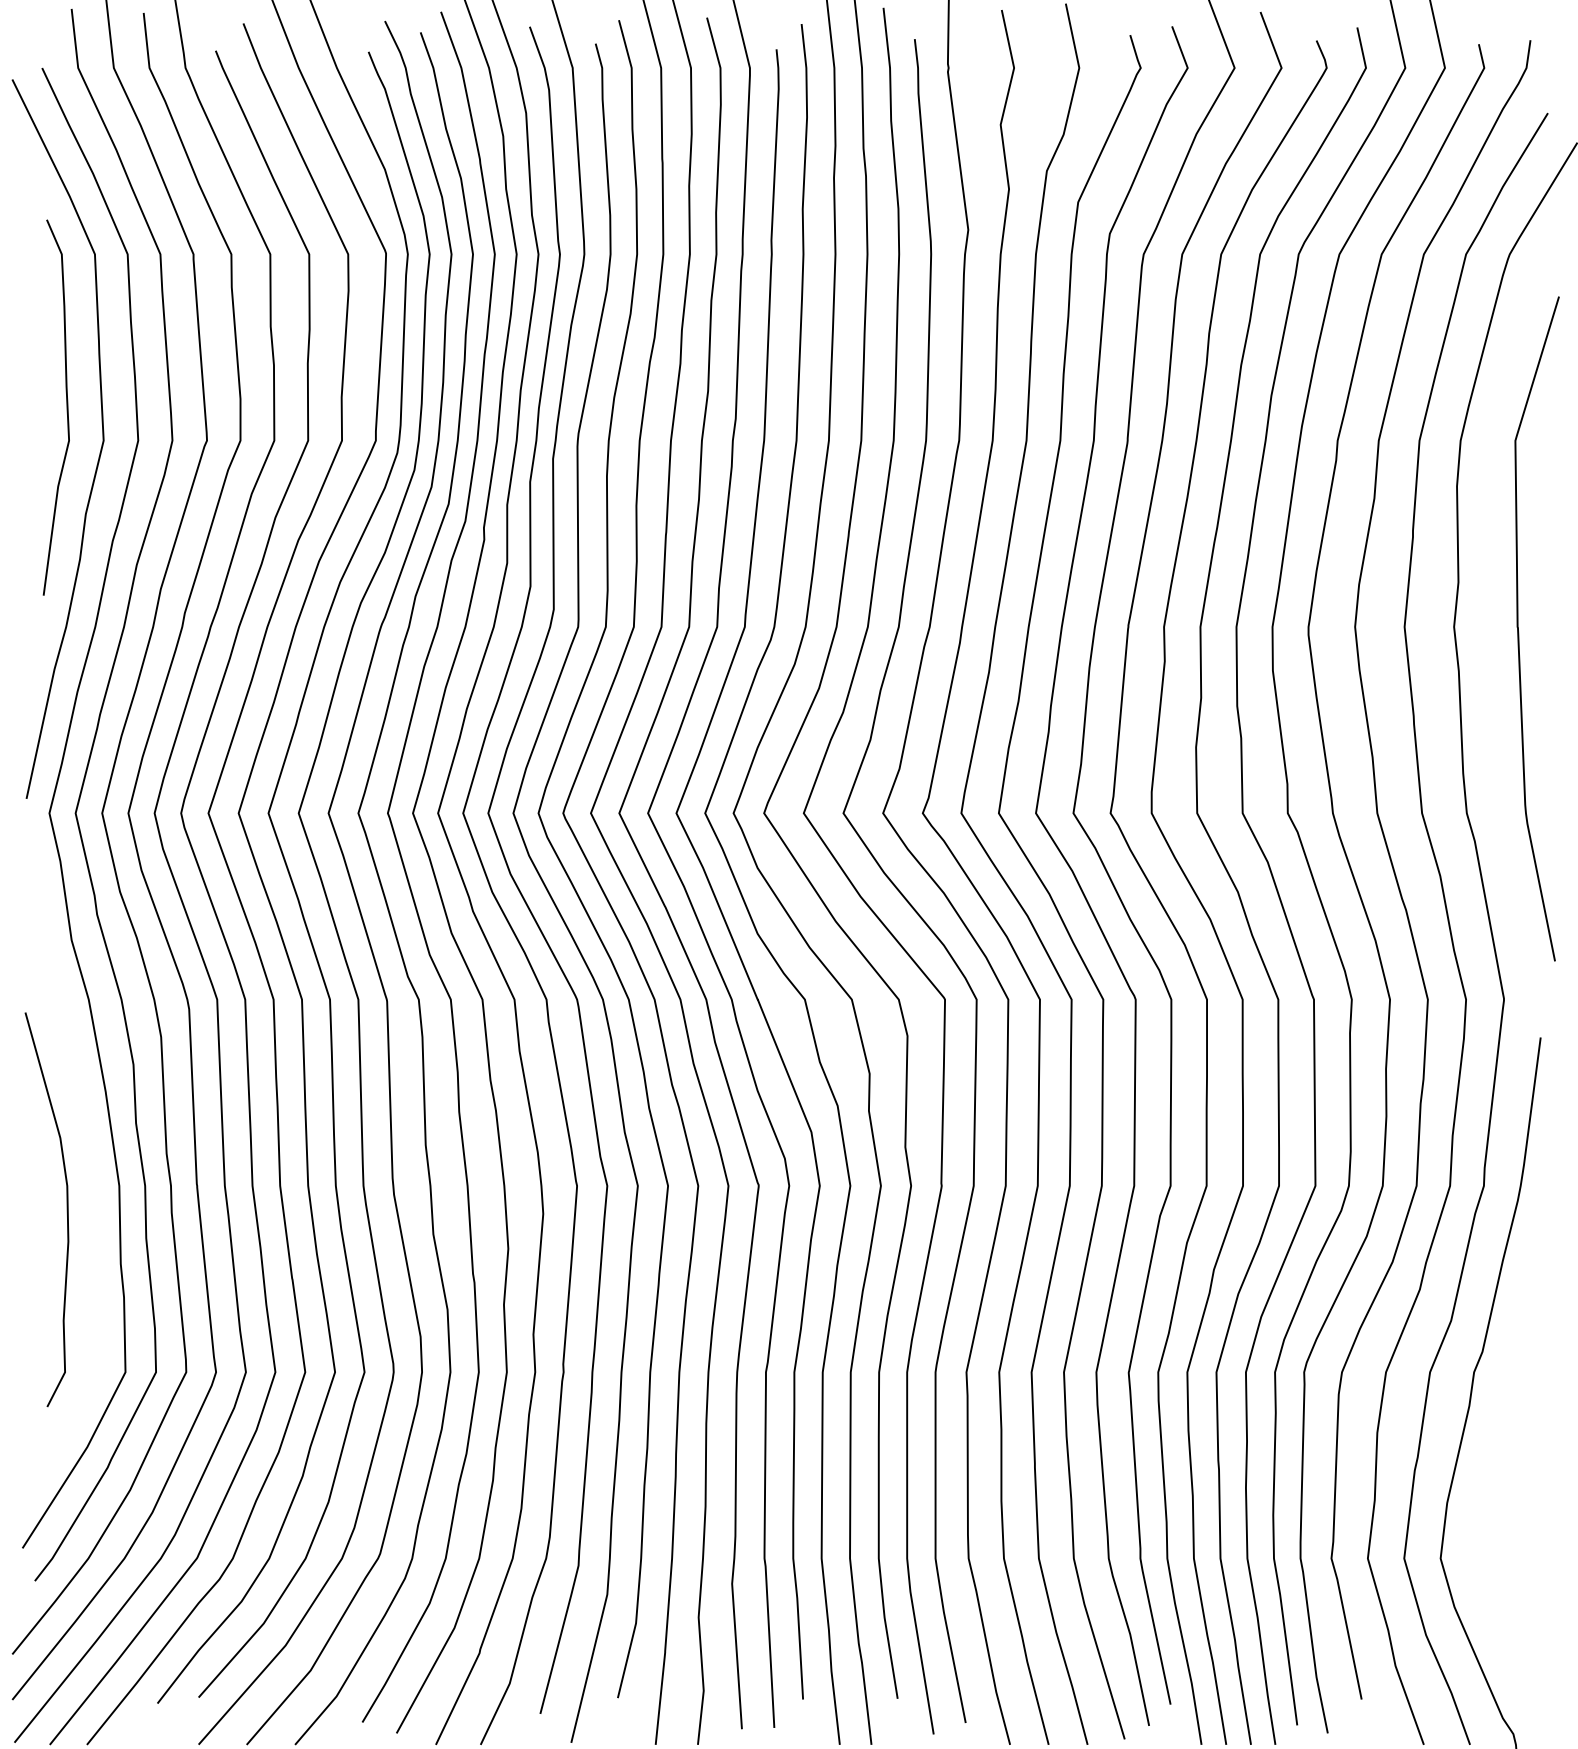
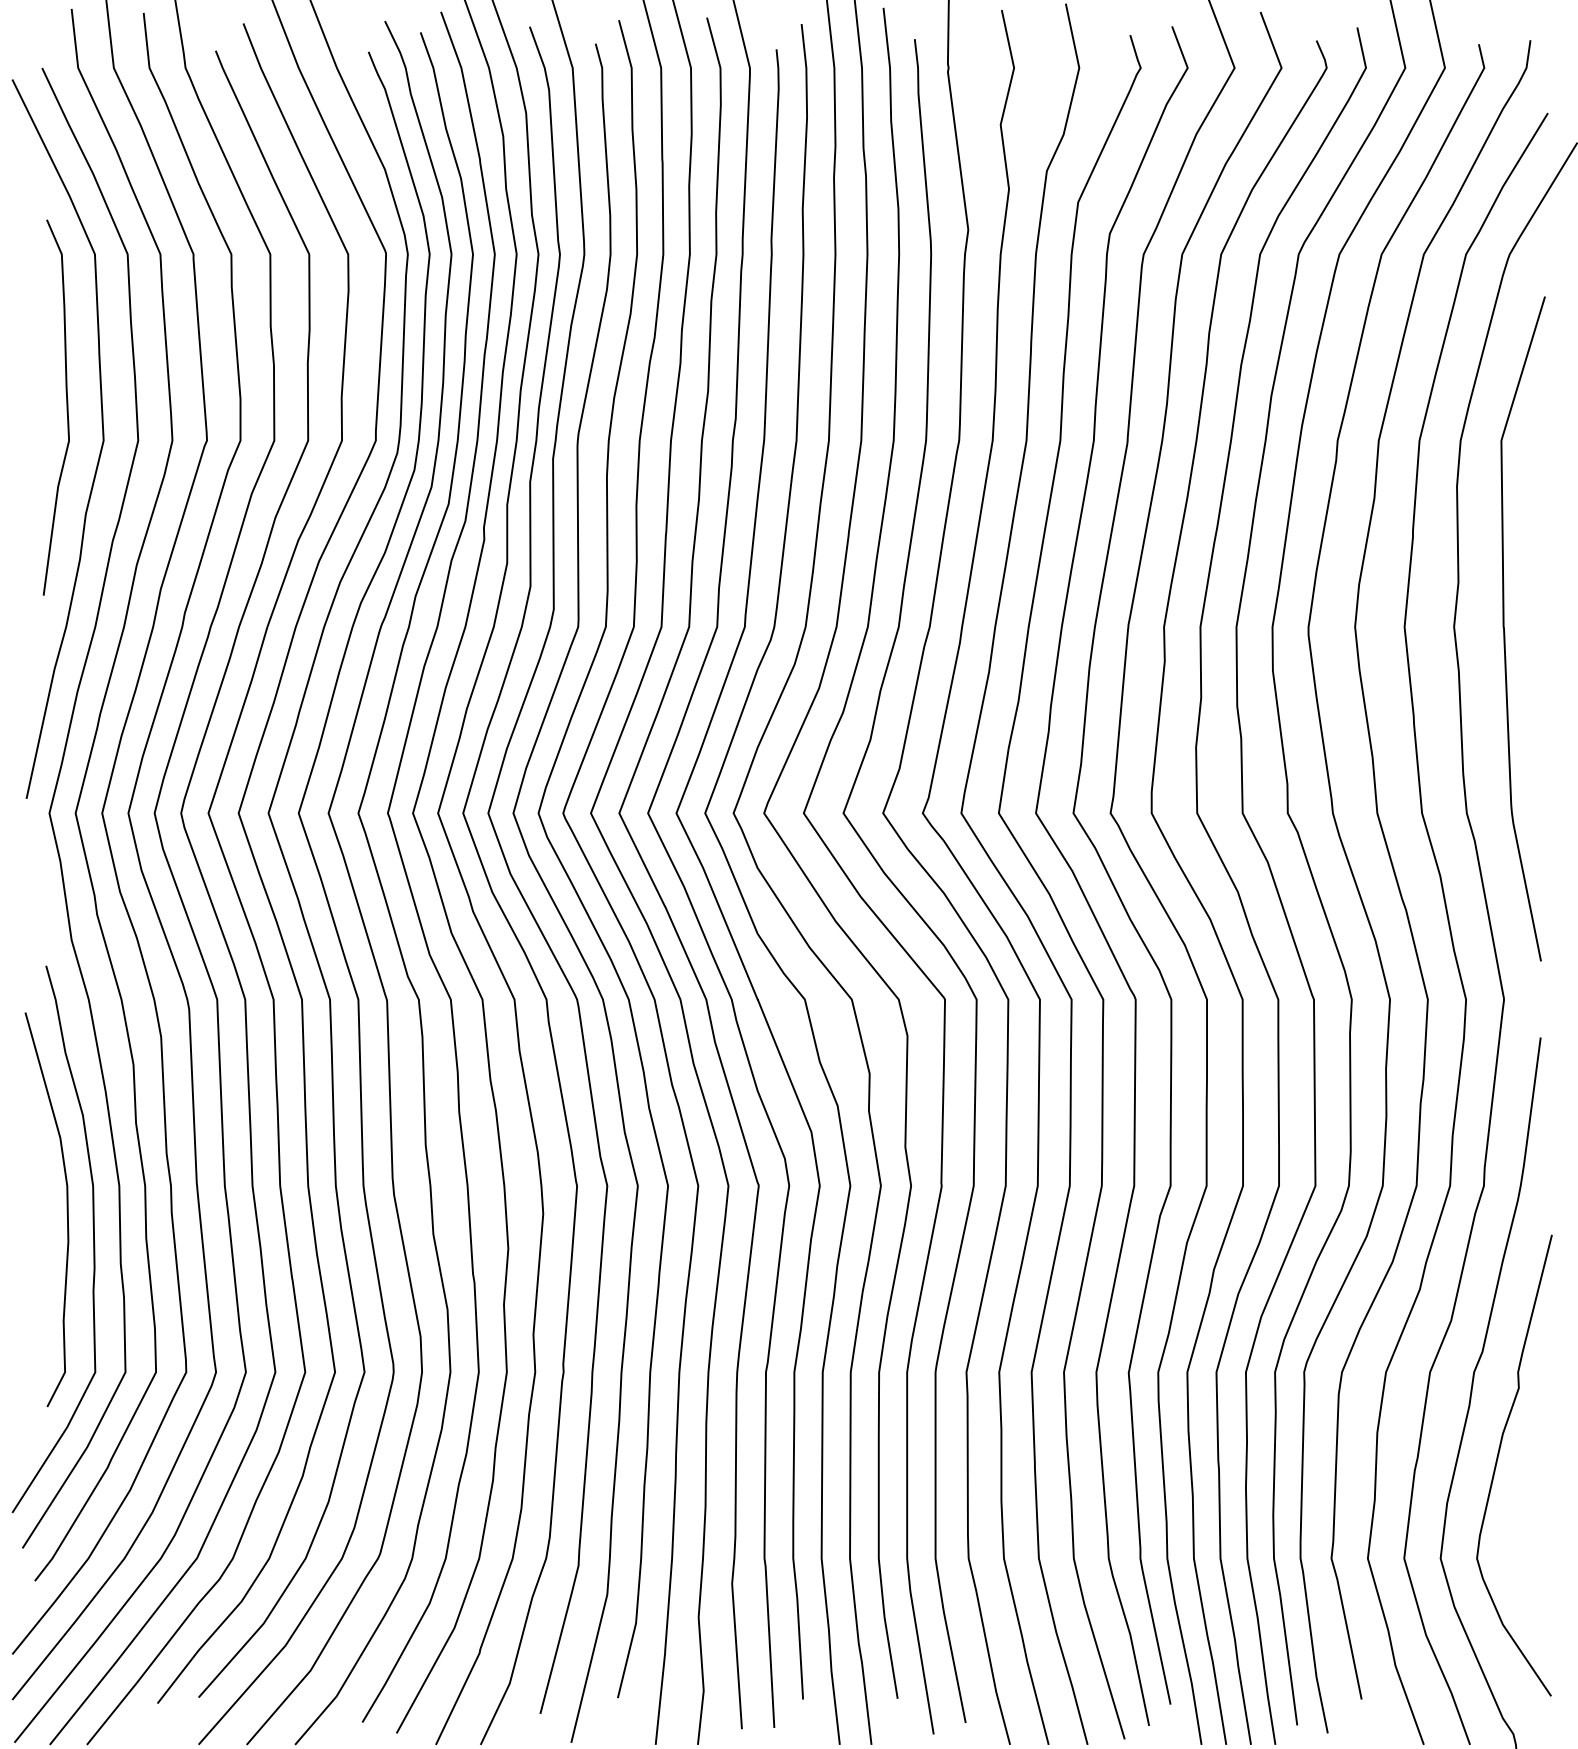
curve position: (1519, 632) -> (1505, 632) (1505, 632)
curve: none -> present (93, 1238)
curve: none -> present (1497, 1463)
